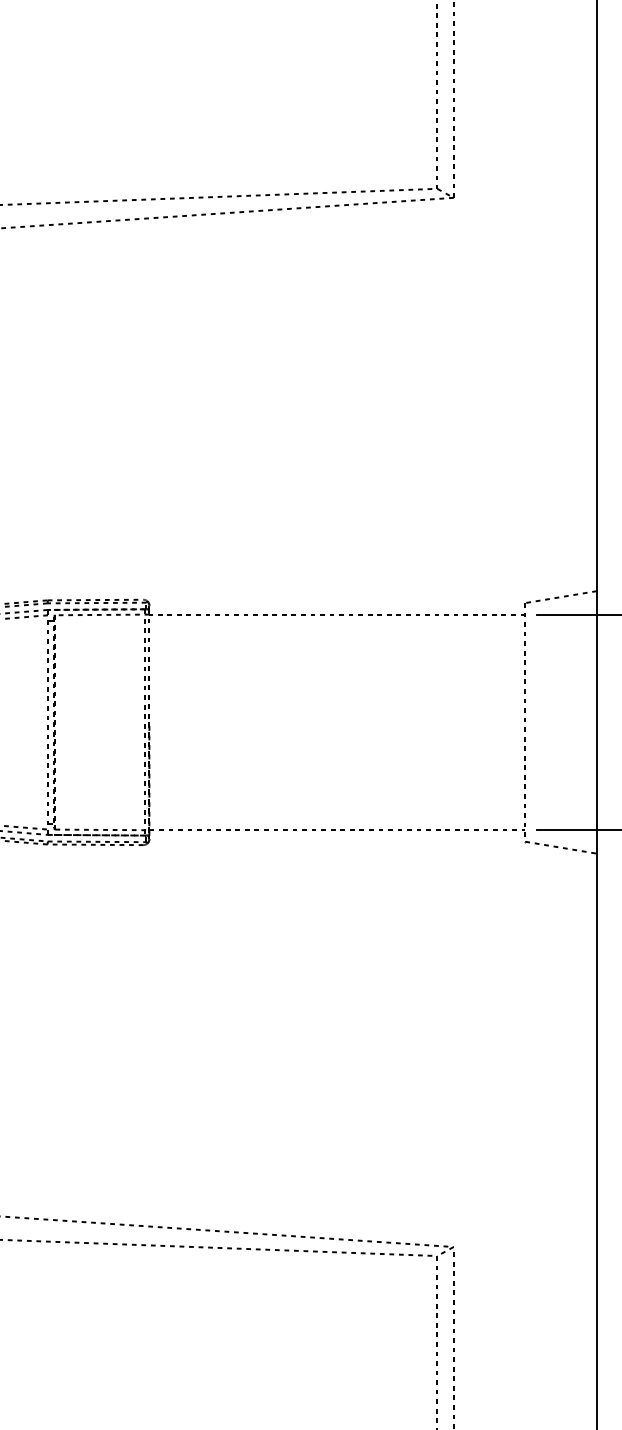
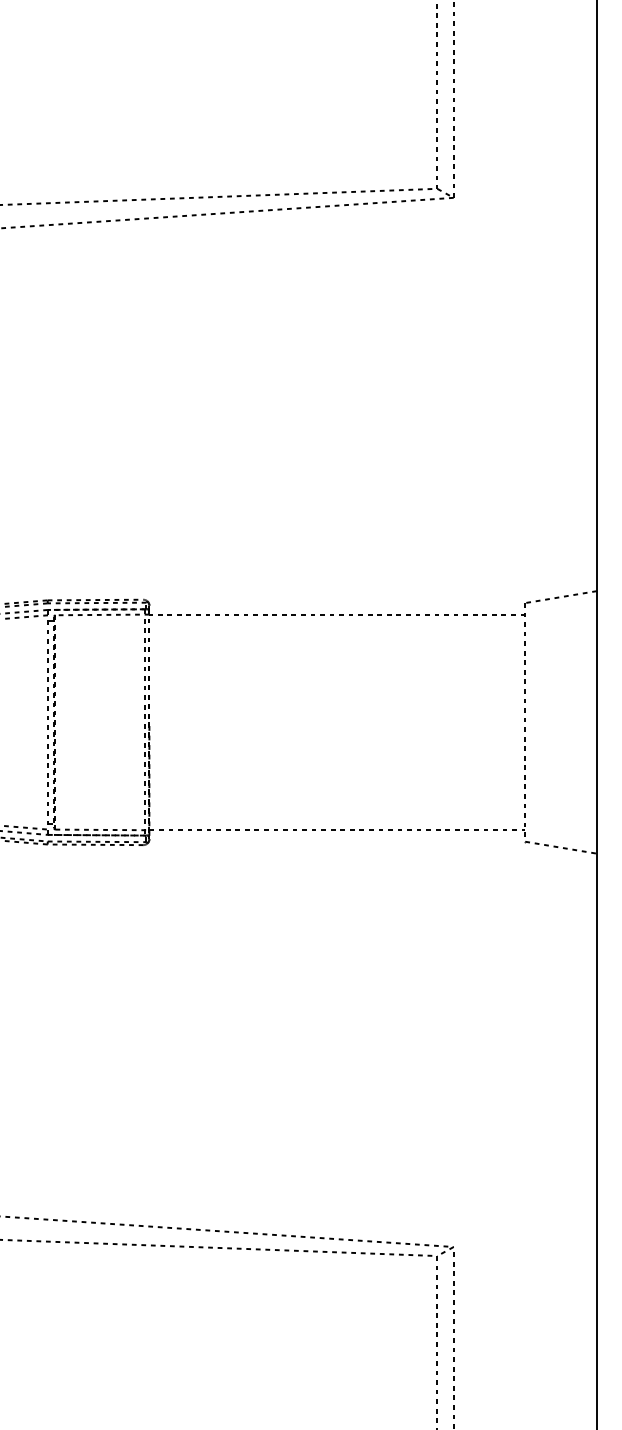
line: present -> none (577, 615)
line: present -> none (577, 829)
